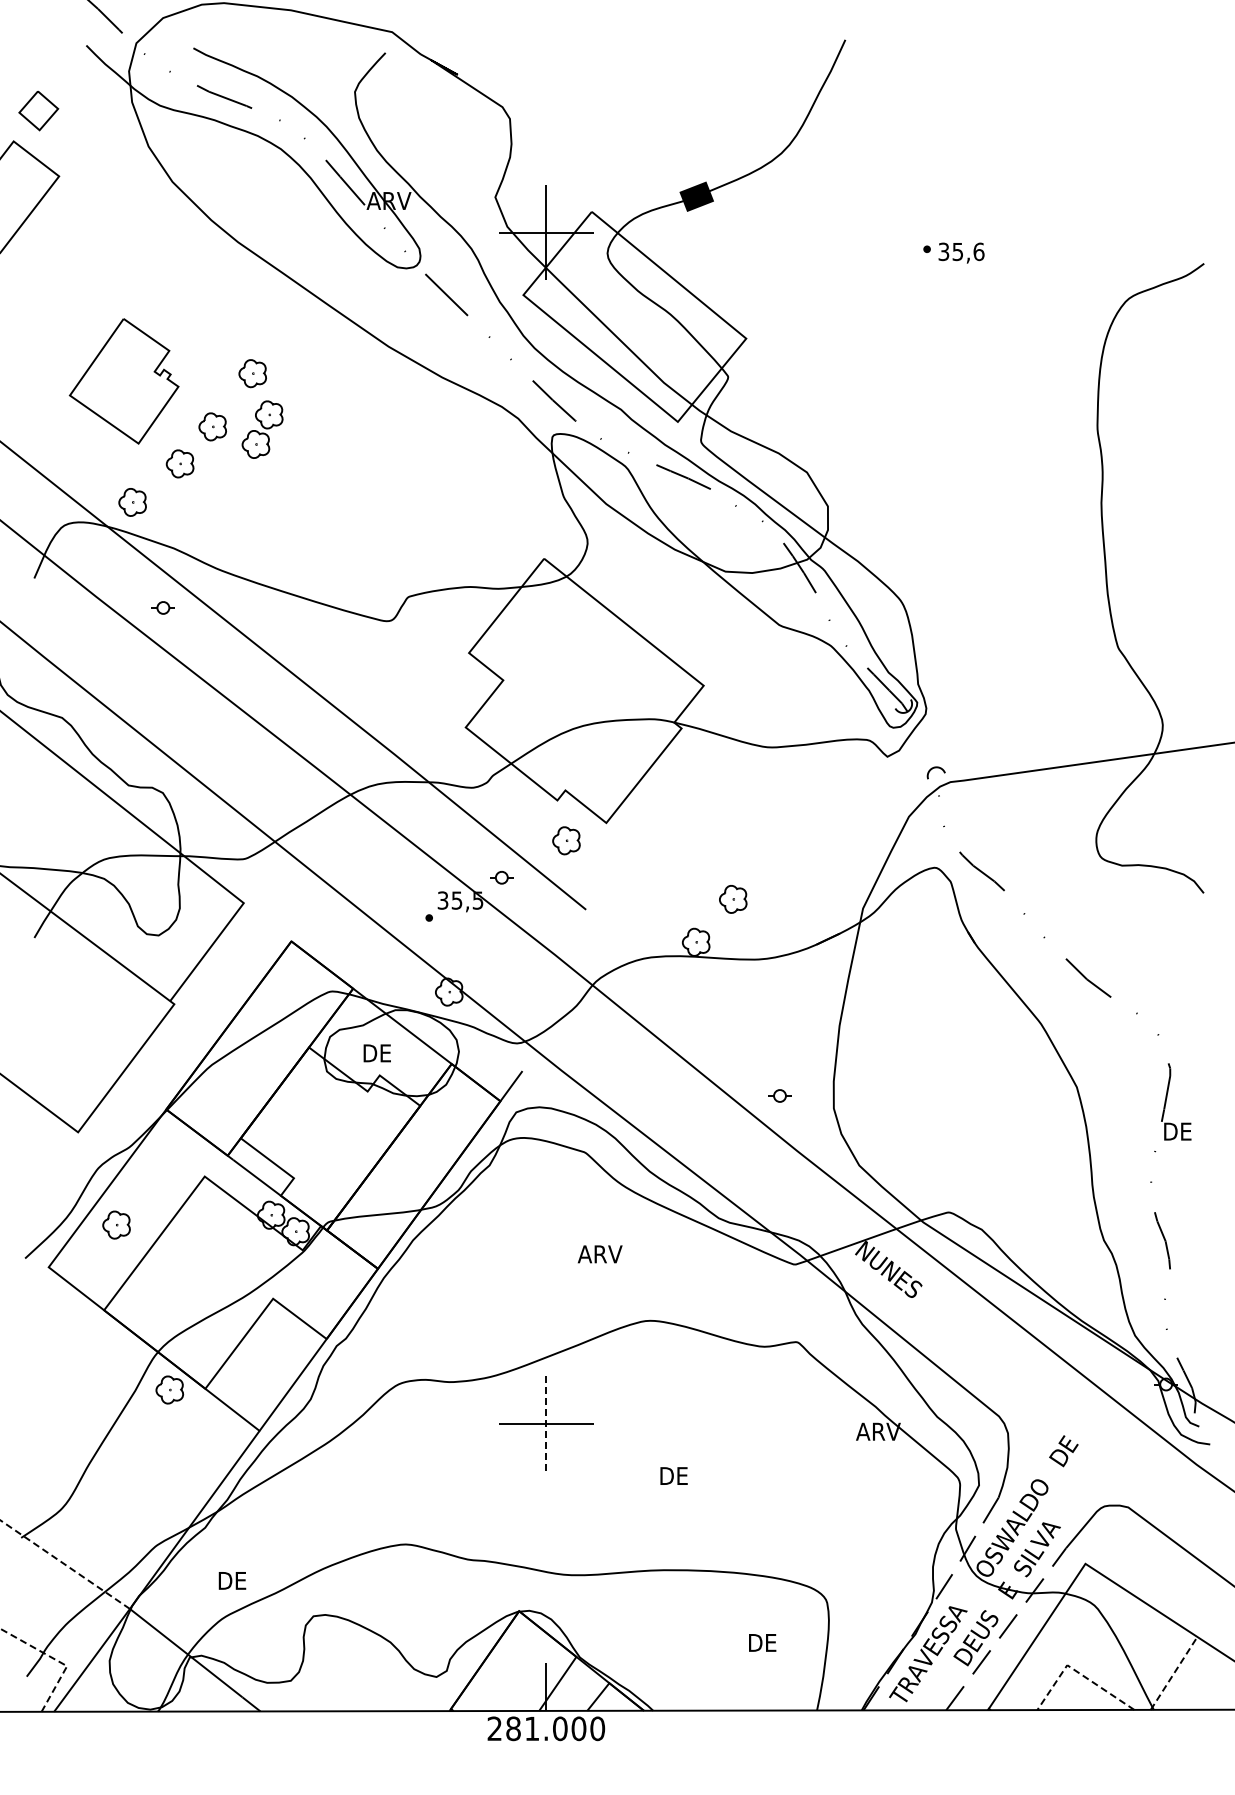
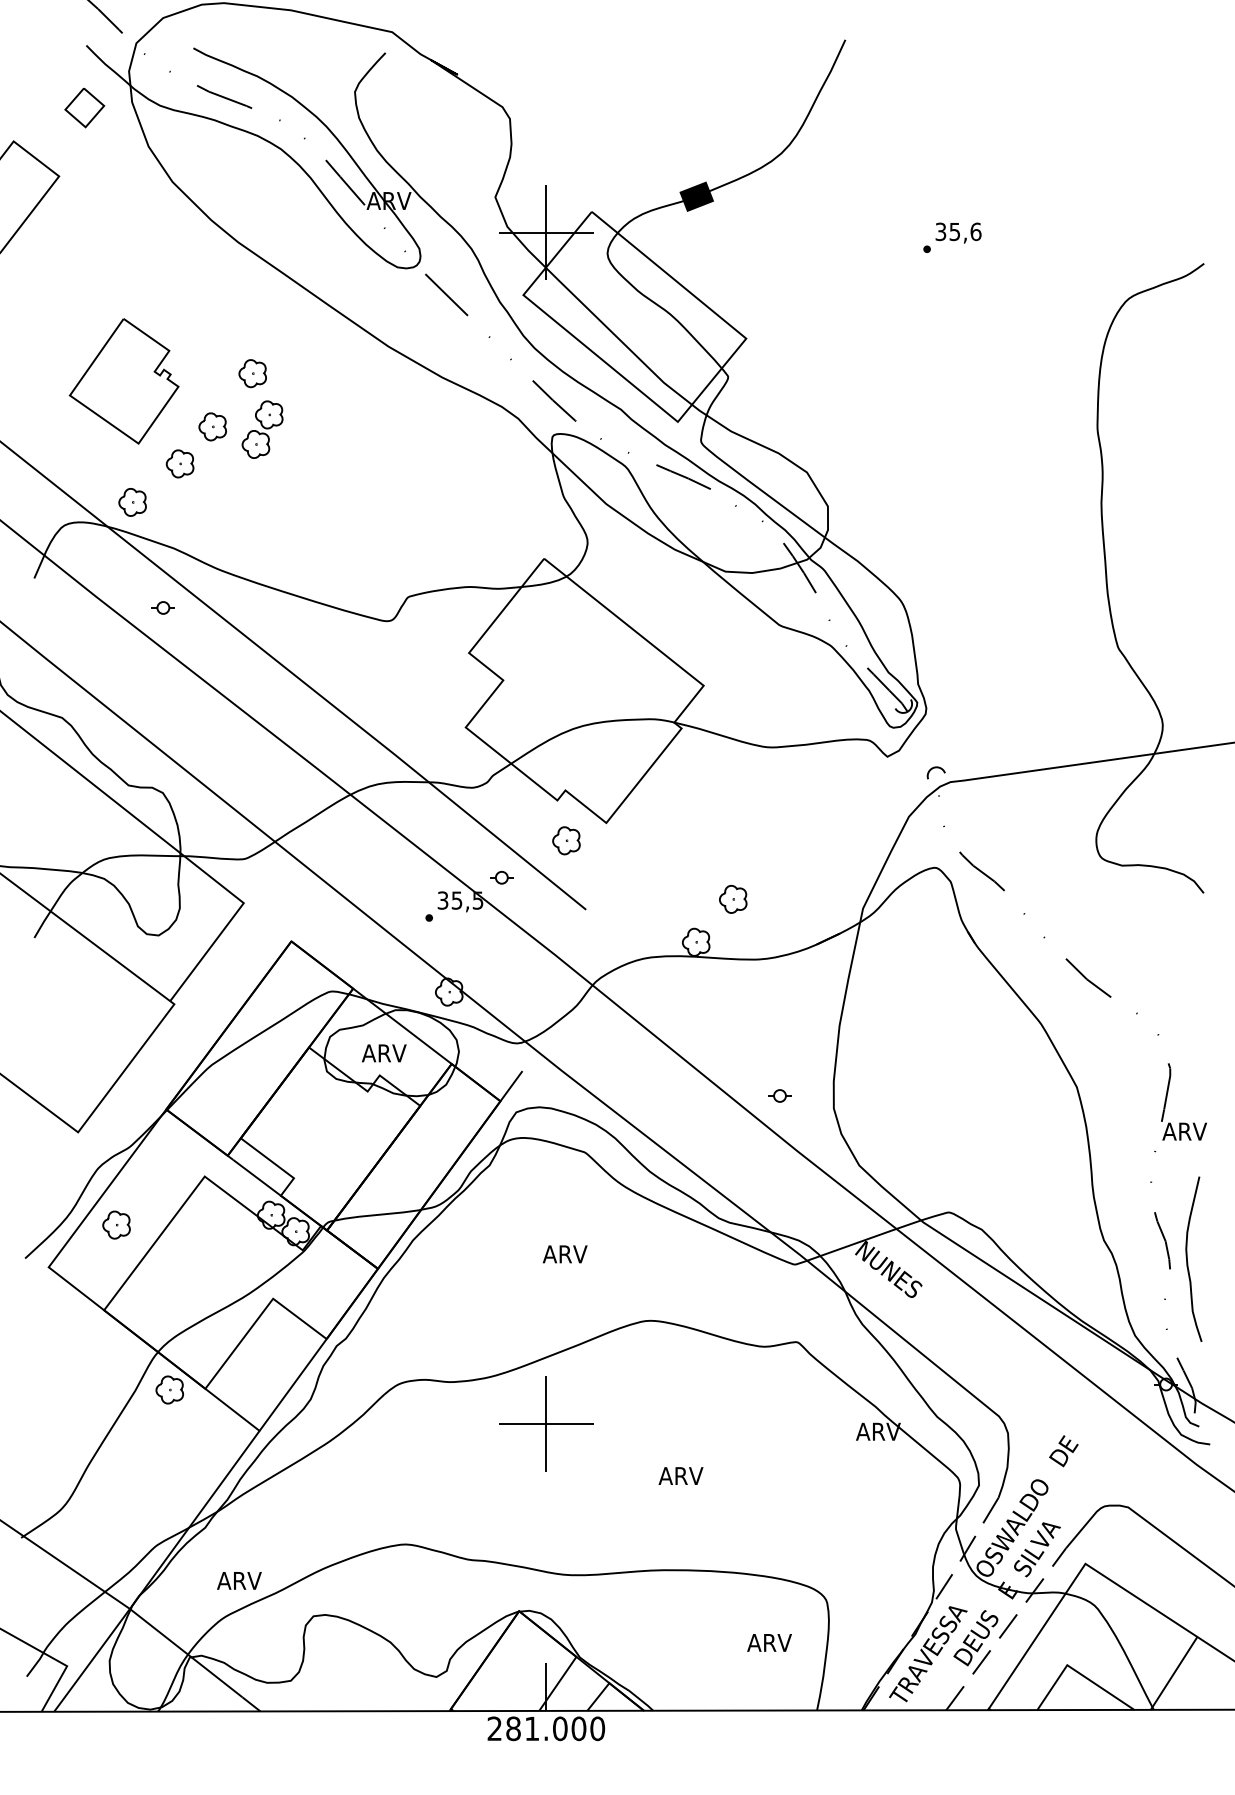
part position: (38, 110) -> (84, 107) (84, 107)
text position: (961, 252) -> (958, 232) (958, 232)
text: DE -> ARV (384, 1053)
text: DE -> ARV (1184, 1131)
text position: (599, 1254) -> (564, 1254) (564, 1254)
curve: none -> present (1187, 1258)
line: dashed -> solid (546, 1423)
text: DE -> ARV (680, 1475)
line: dashed -> solid (65, 1564)
text: DE -> ARV (239, 1580)
text: DE -> ARV (769, 1642)
line: dashed -> solid (56, 1660)
line: dashed -> solid (1078, 1672)
line: dashed -> solid (1174, 1673)
